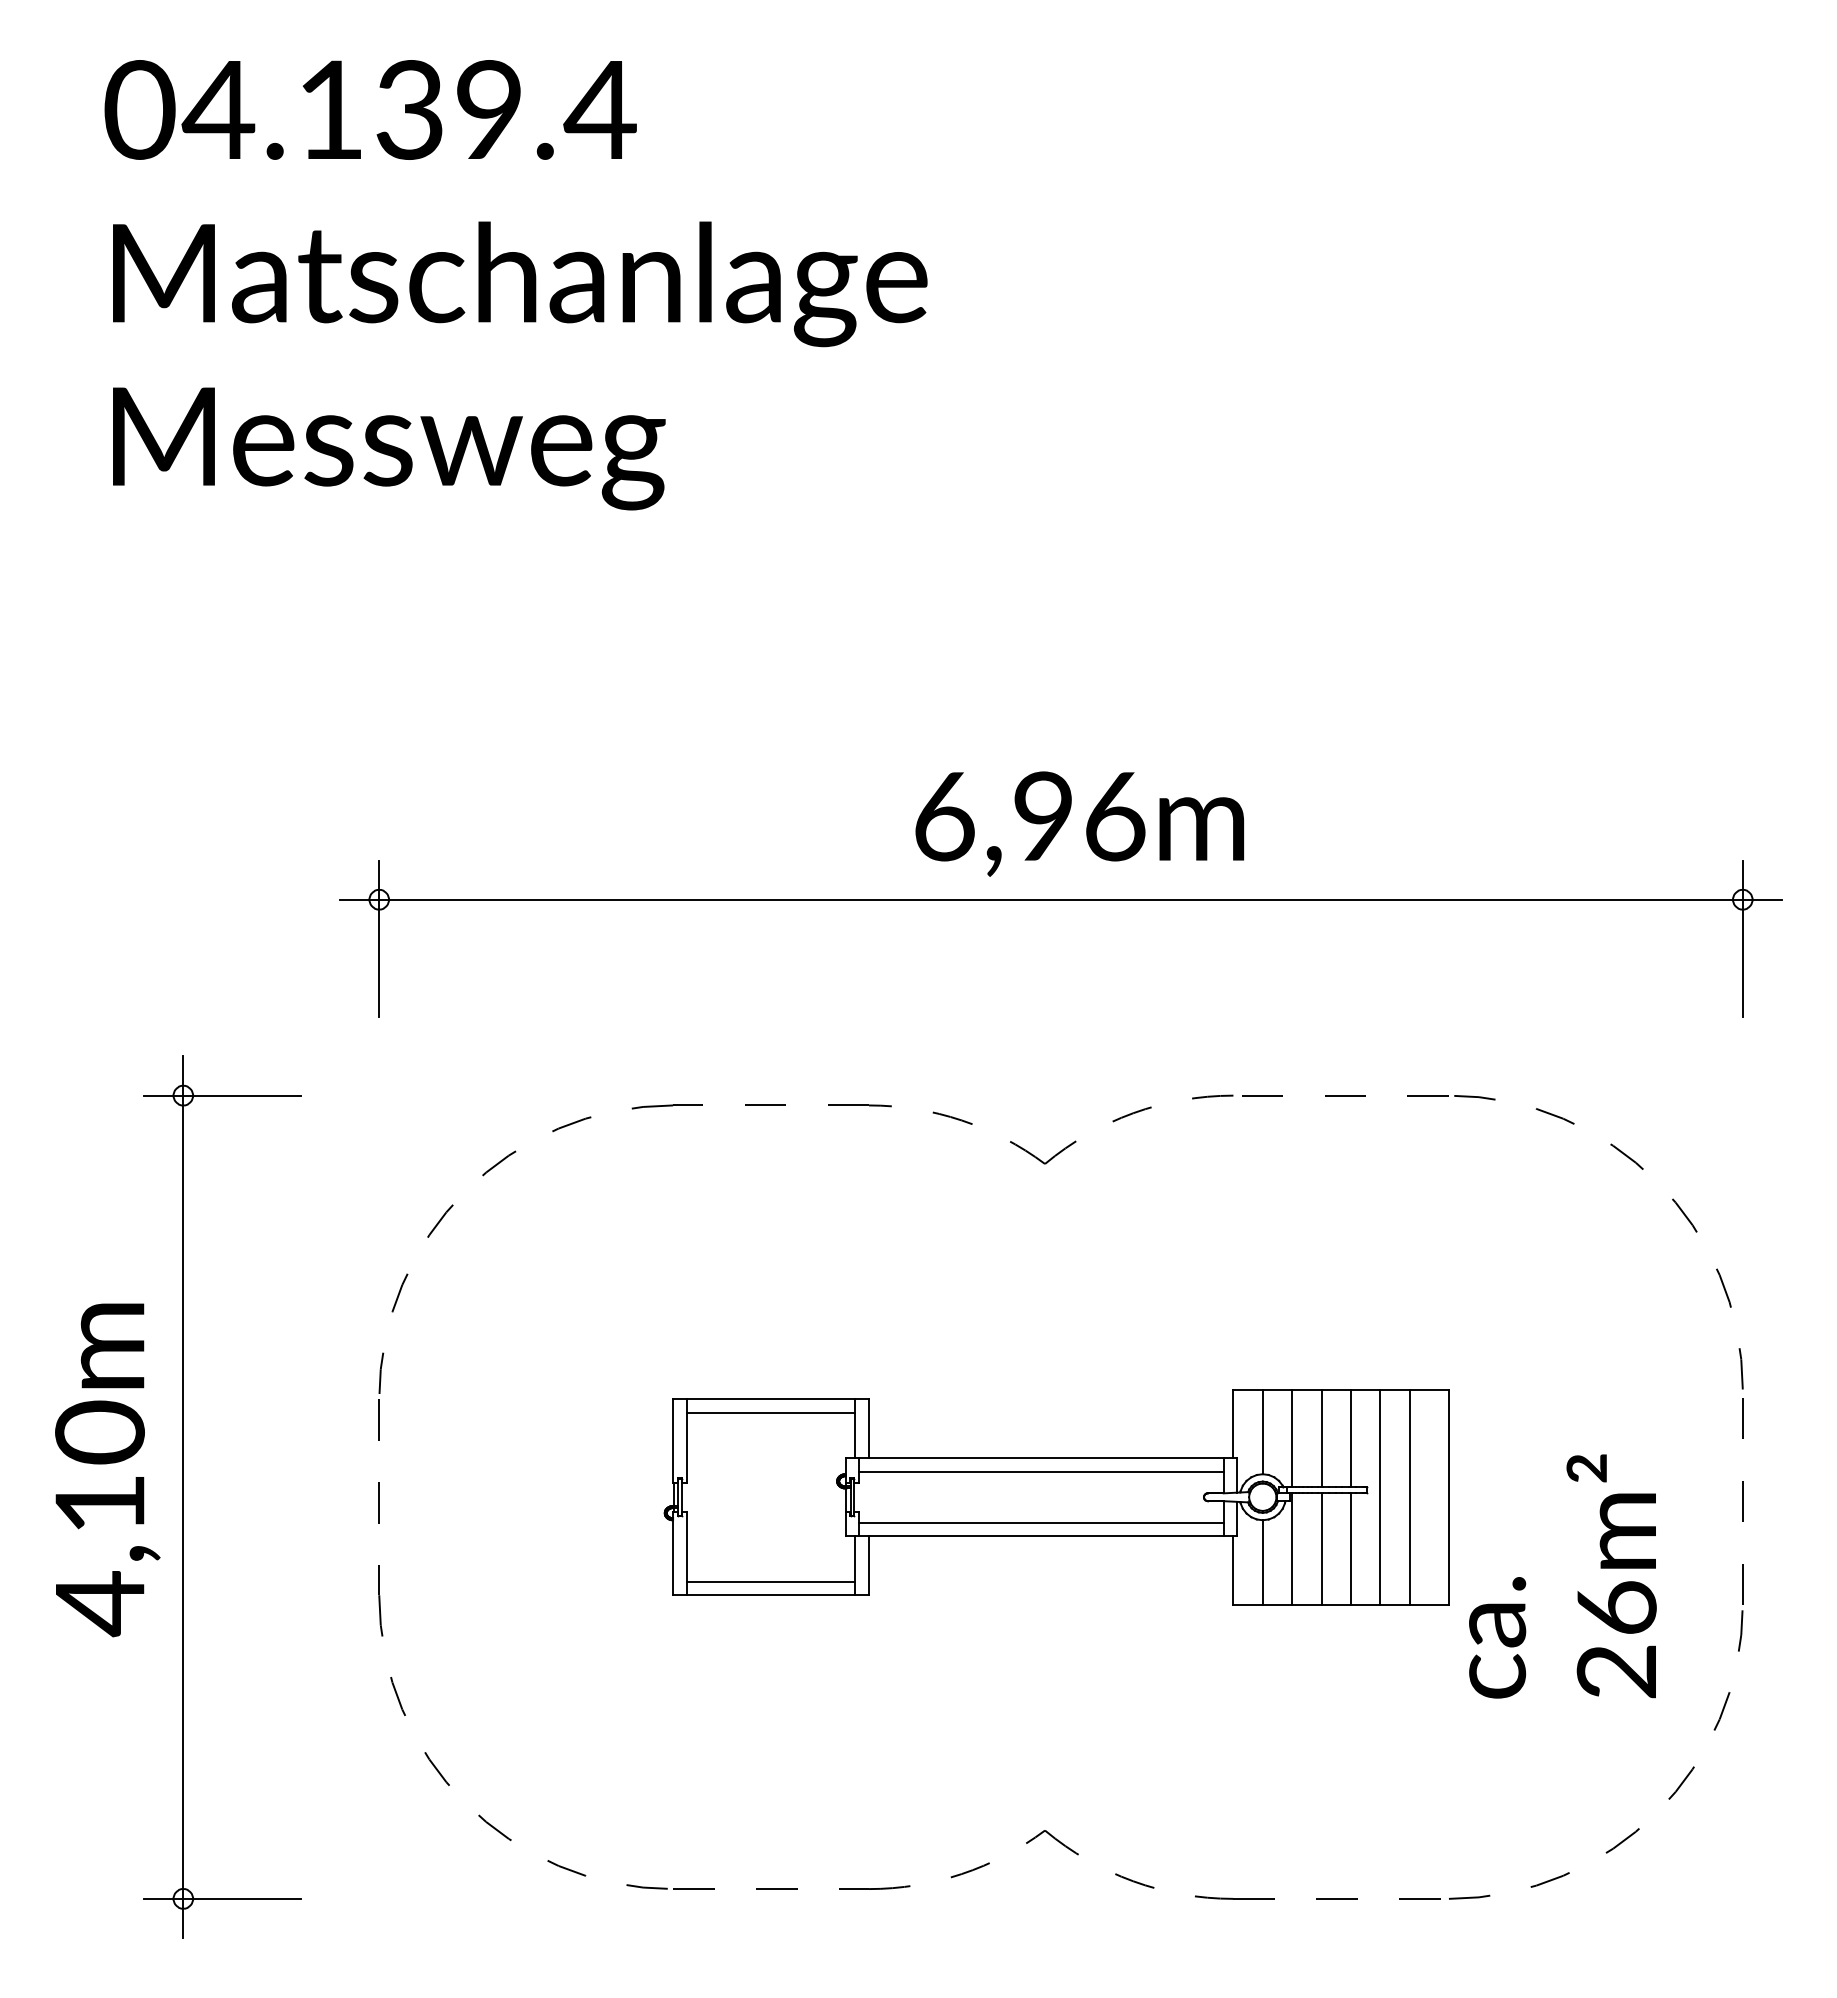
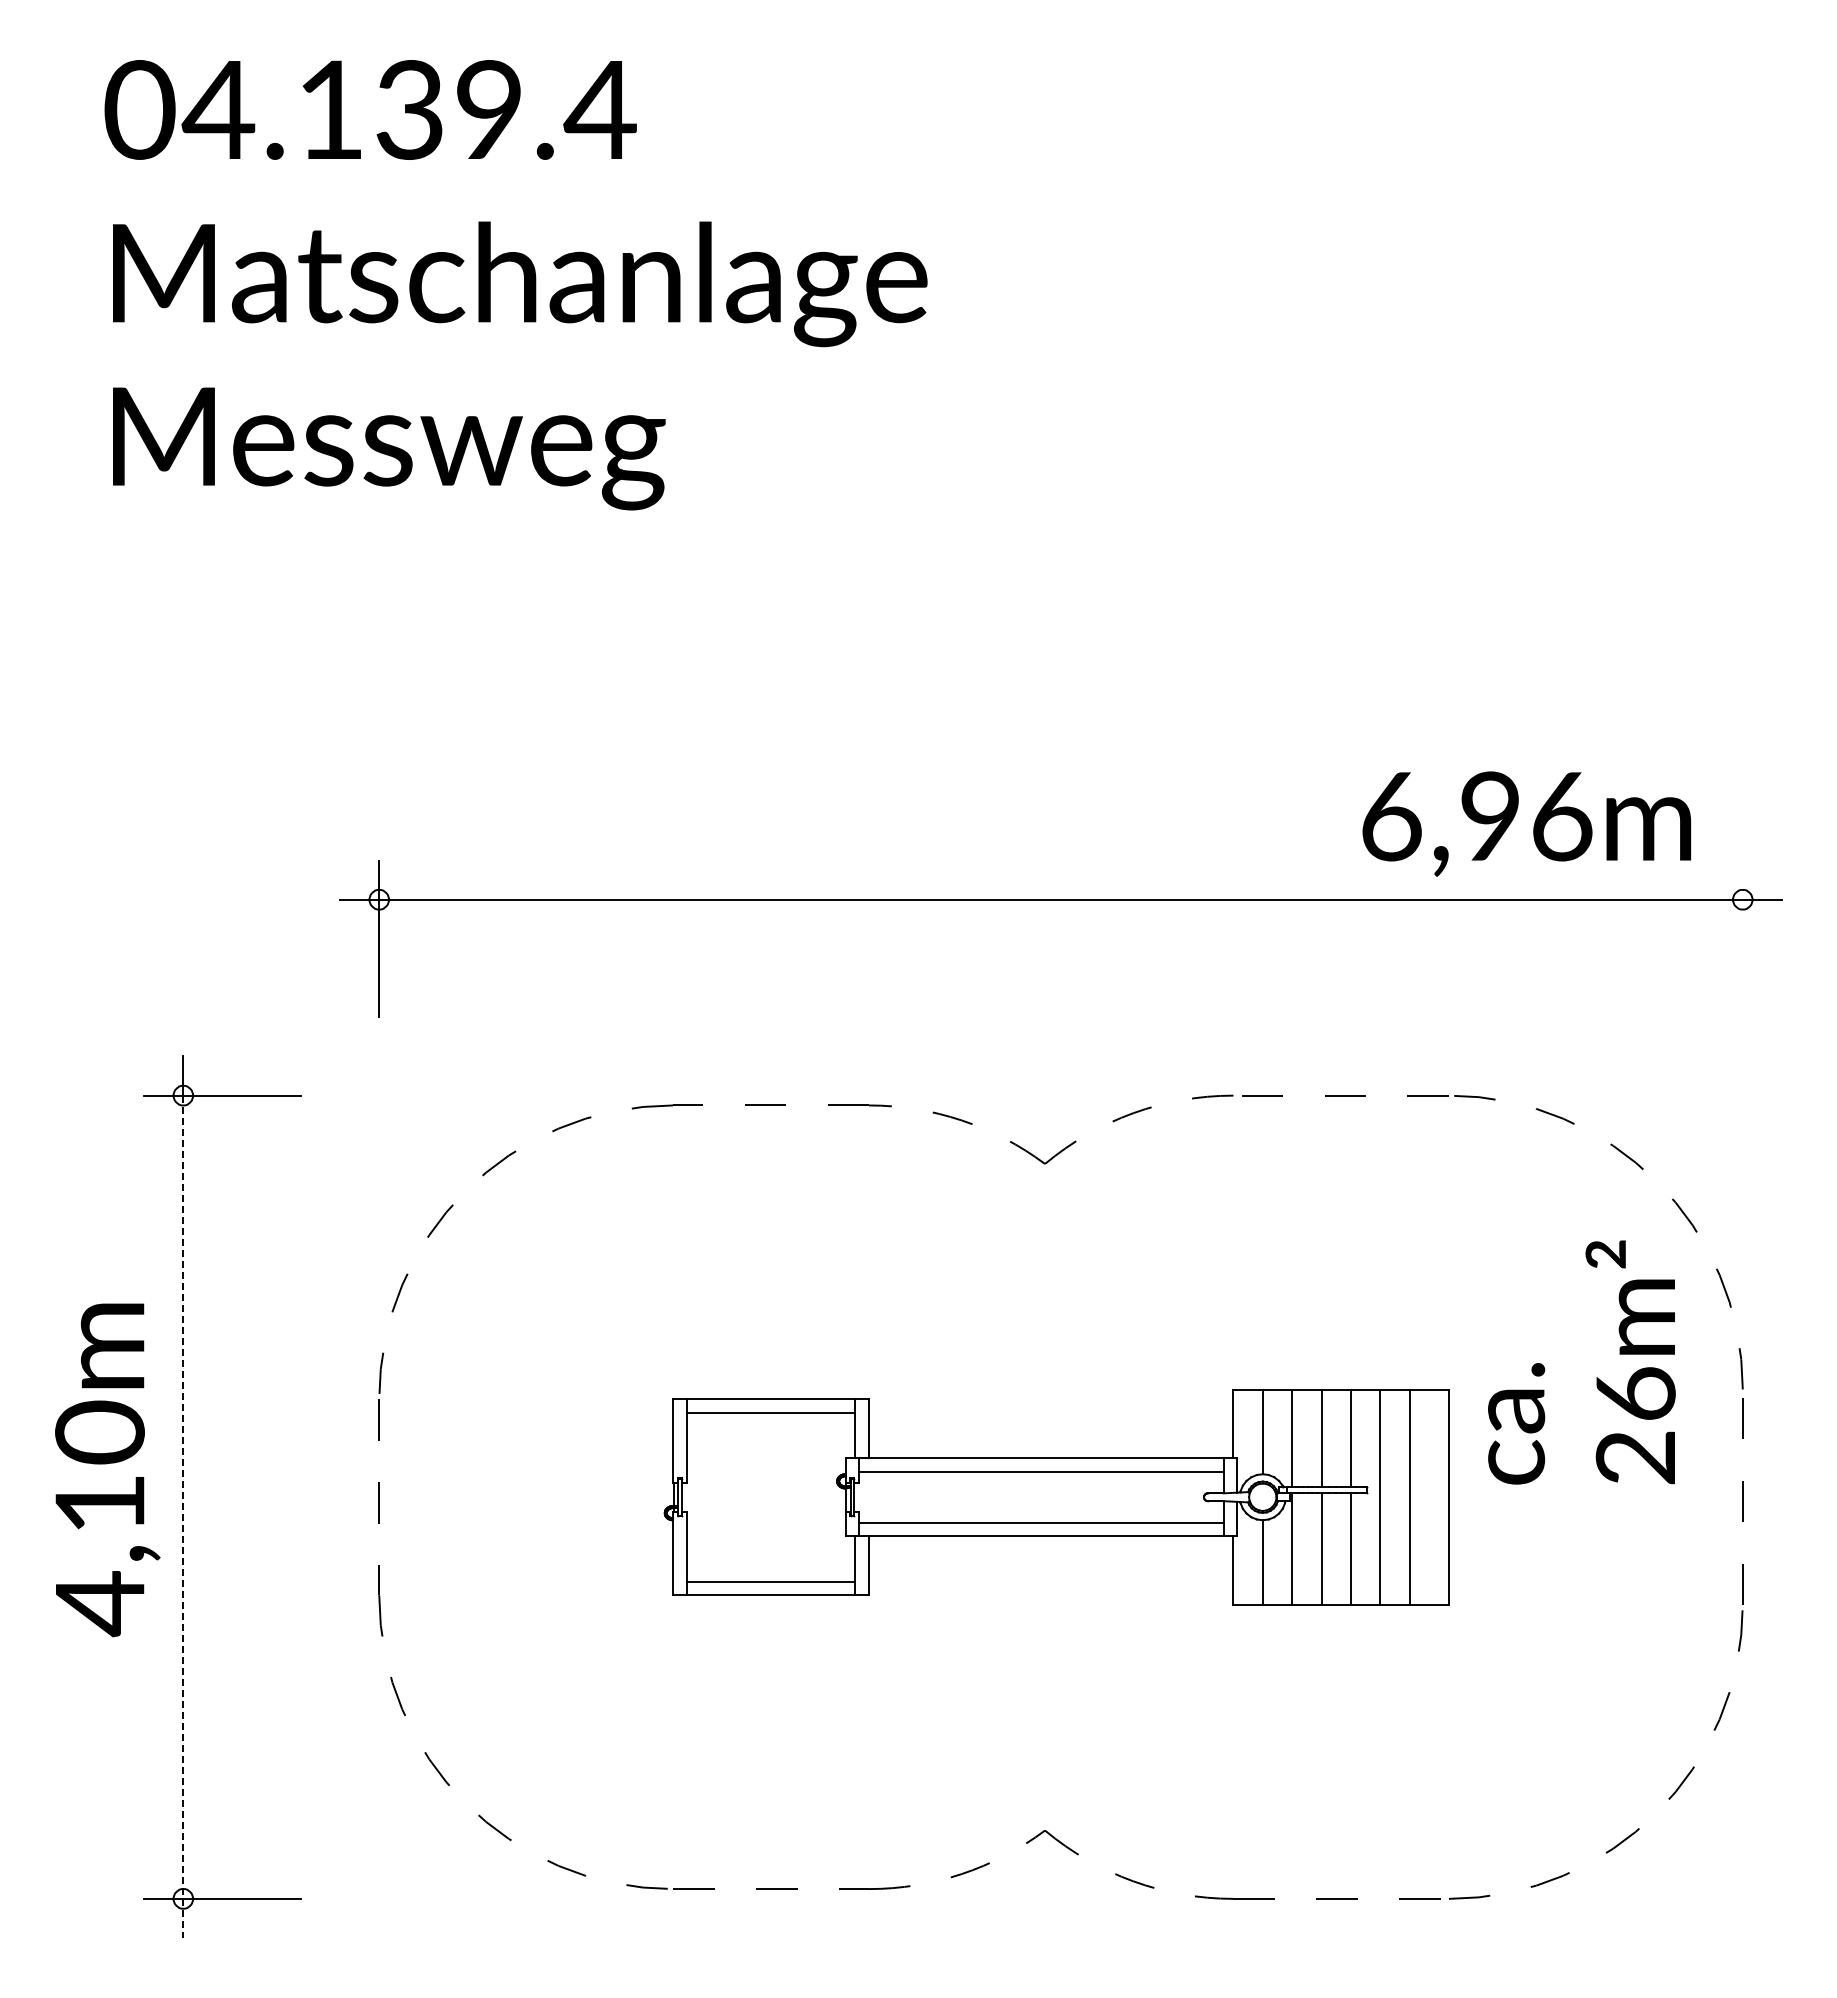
text position: (1079, 823) -> (1526, 823) (1526, 823)
line: present -> none (1742, 938)
line: solid -> dashed (183, 1517)
text position: (1562, 1576) -> (1581, 1362) (1581, 1362)
